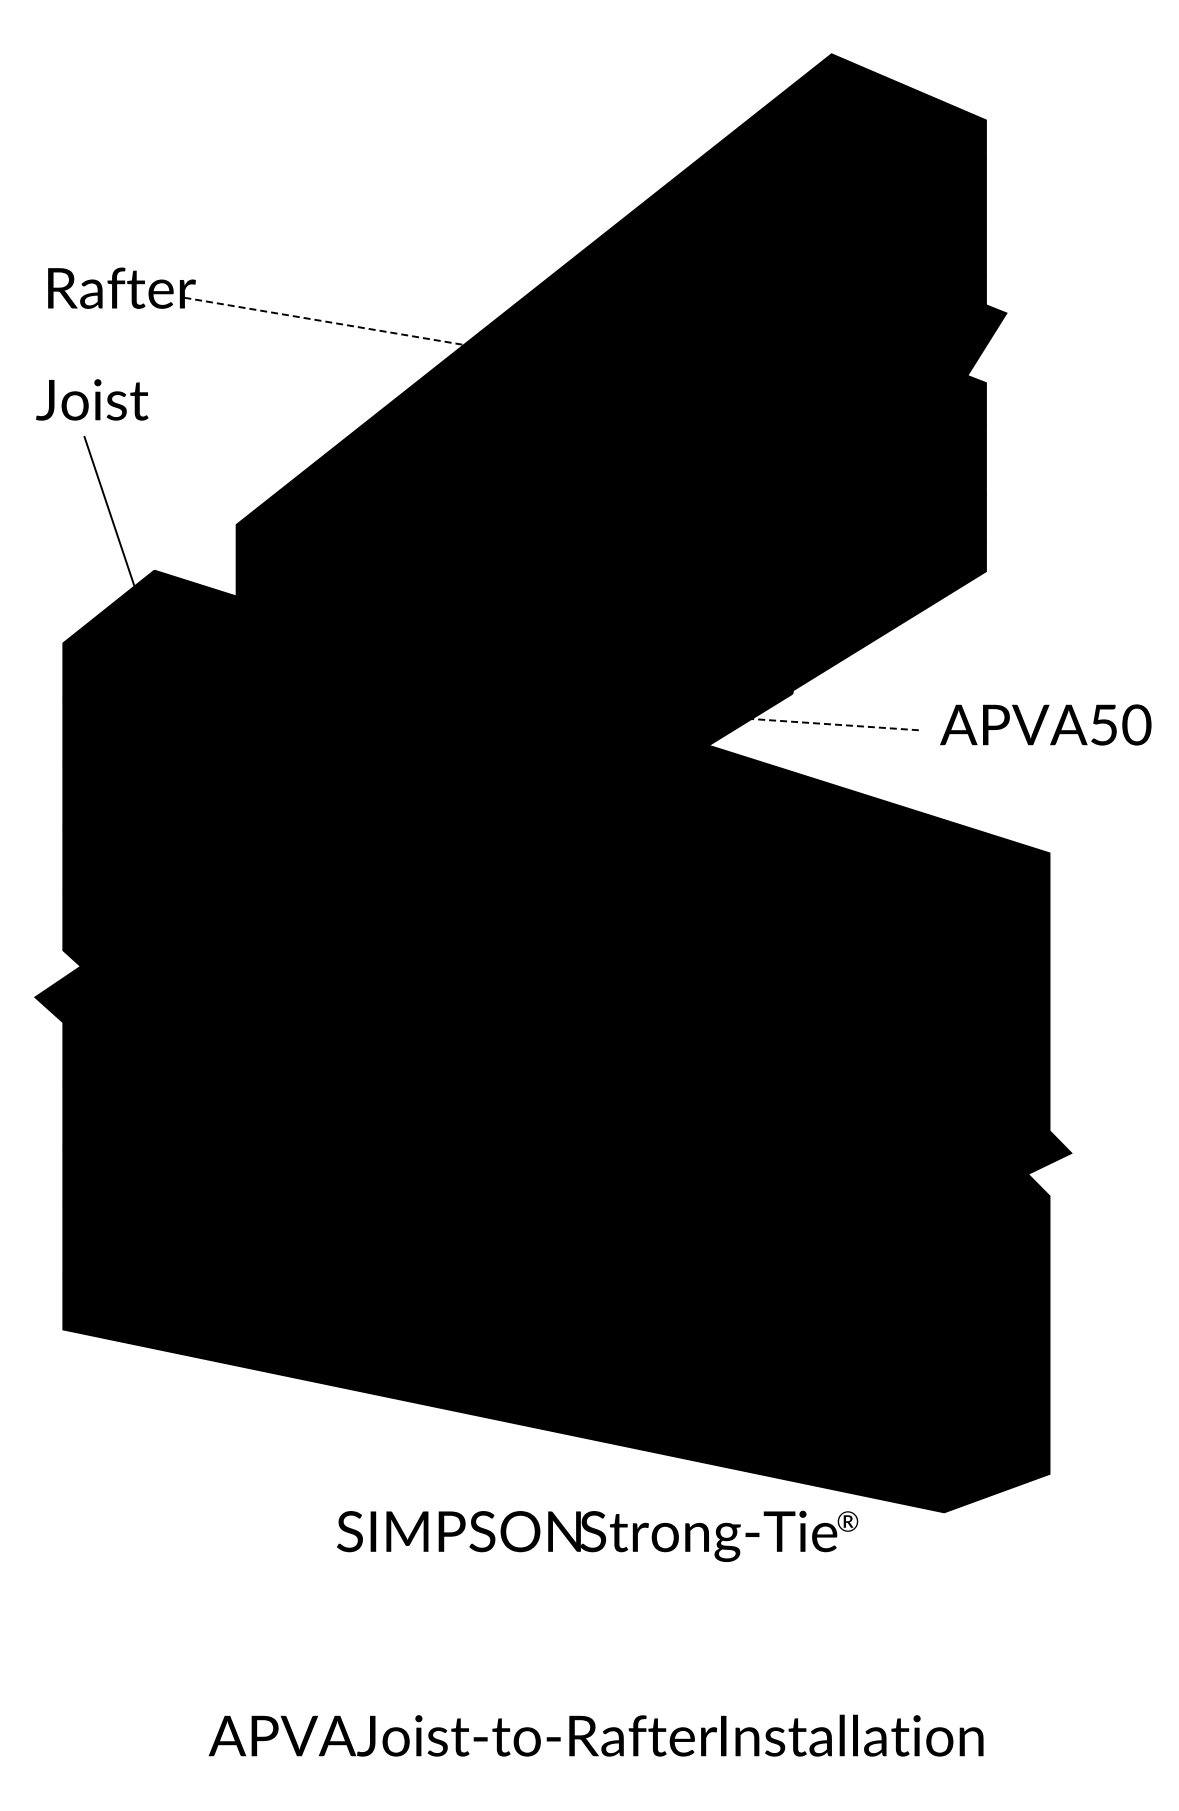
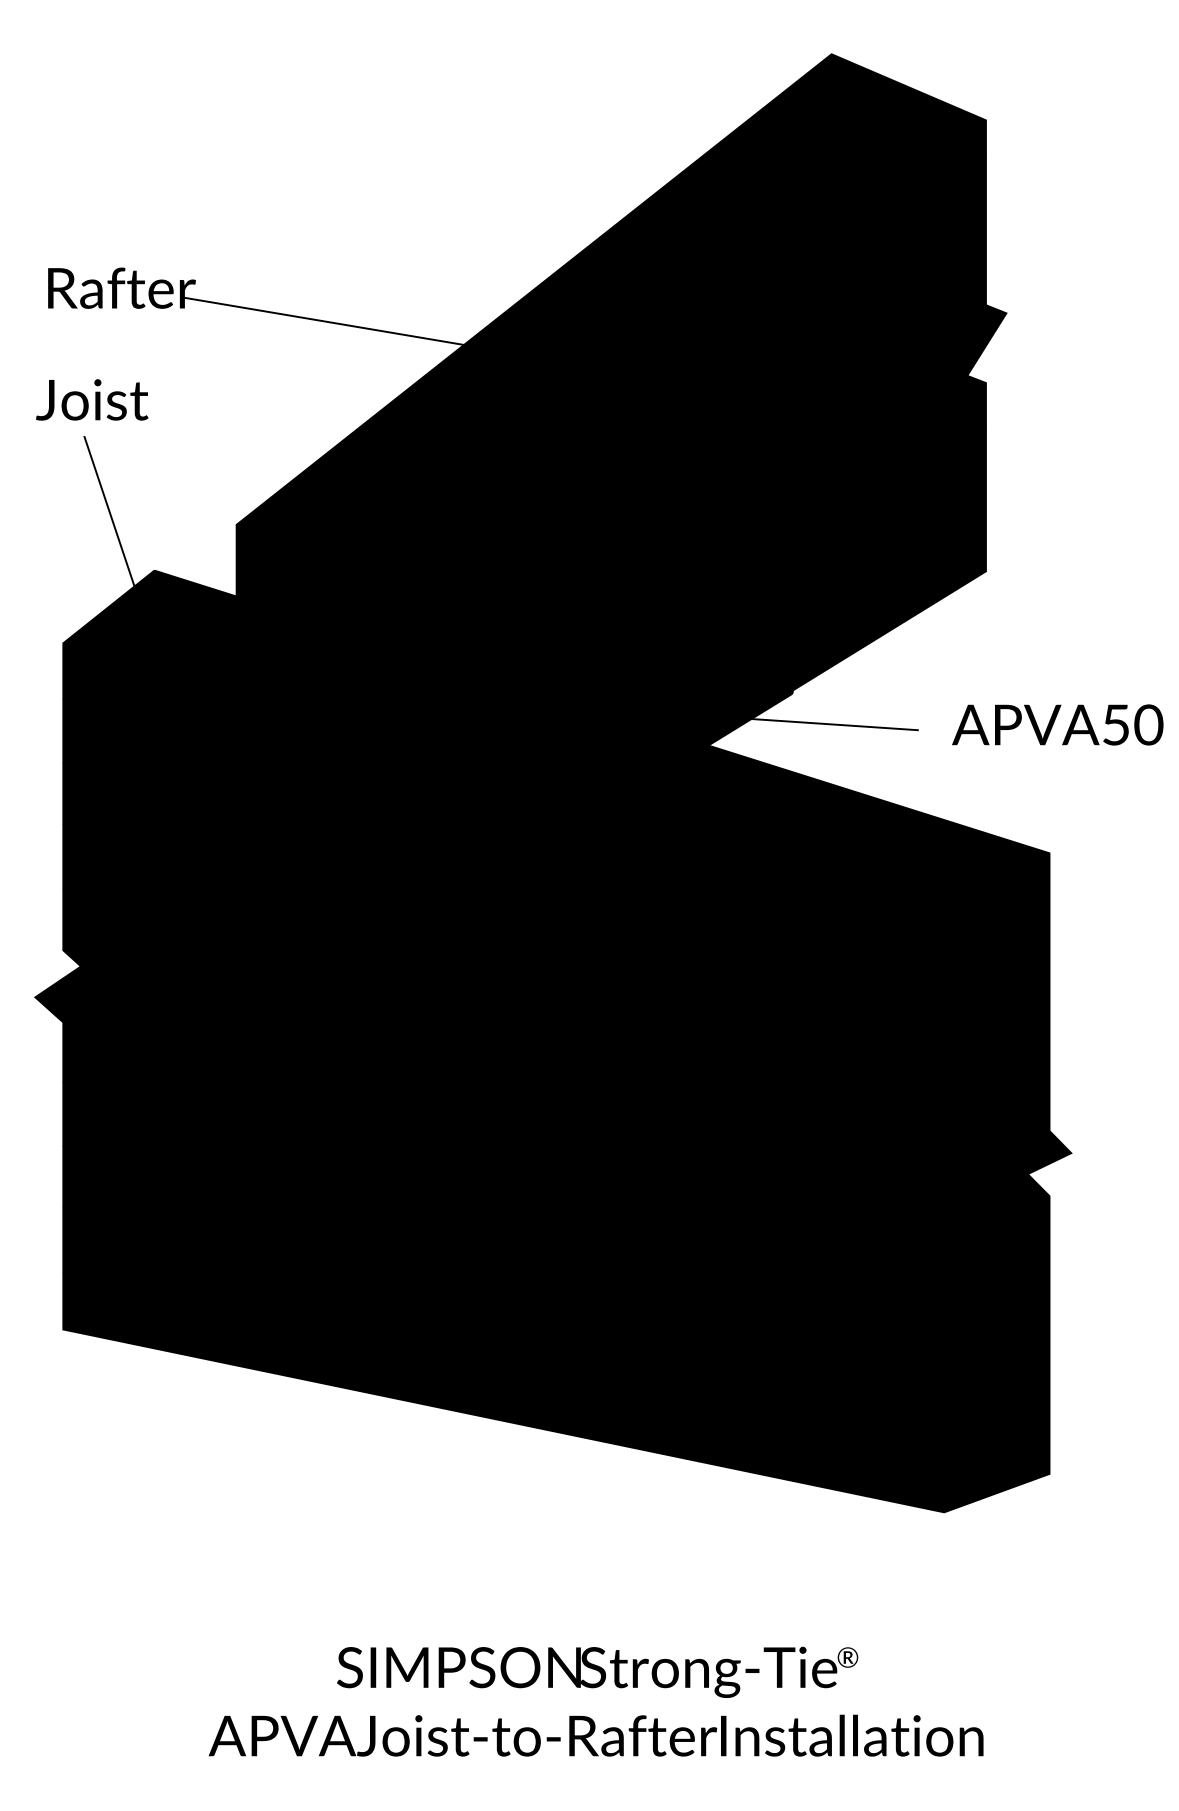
line: dashed -> solid (324, 321)
line: dashed -> solid (832, 724)
text position: (1045, 724) -> (1057, 724) (1057, 724)
text position: (597, 1535) -> (597, 1671) (597, 1671)
